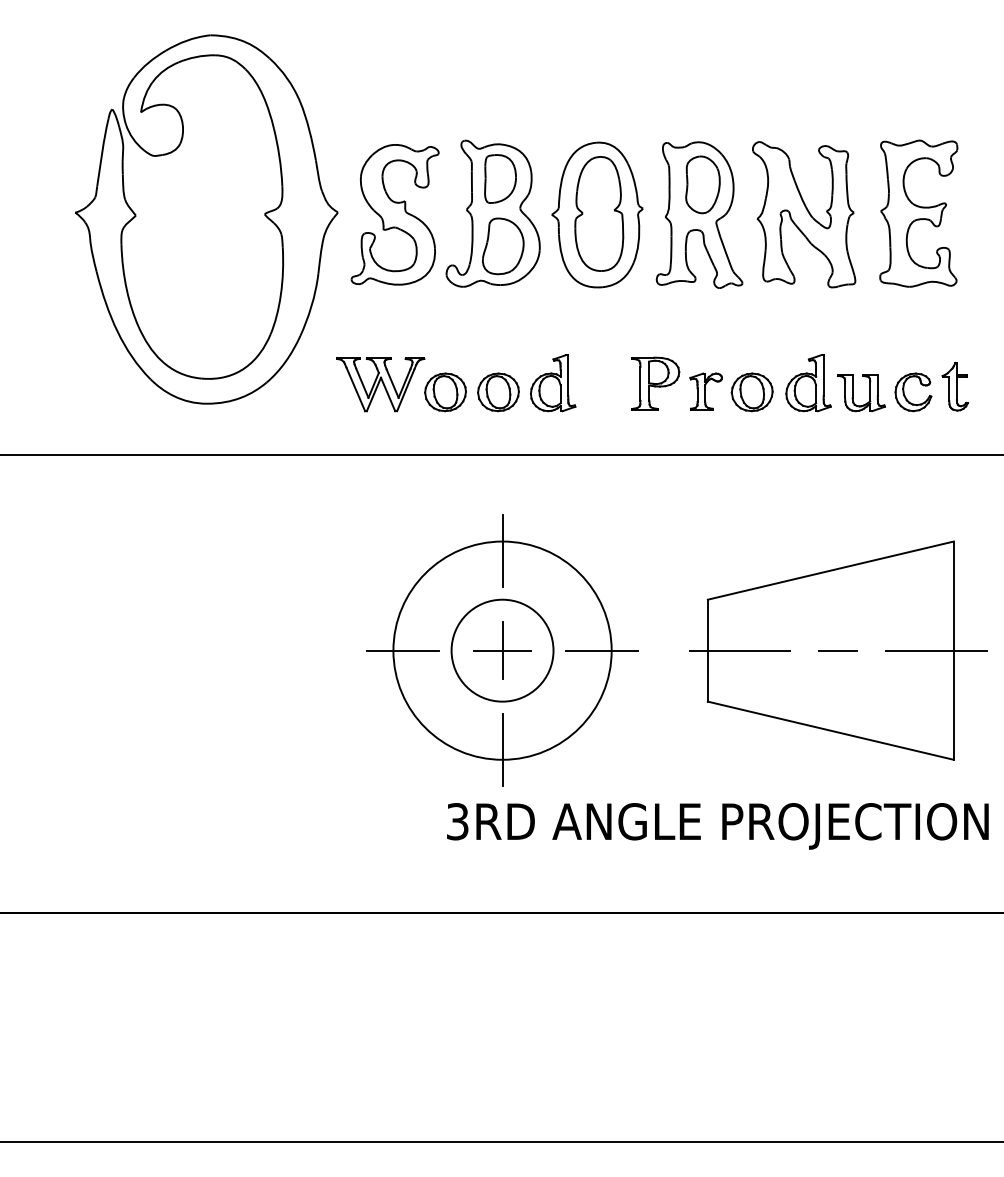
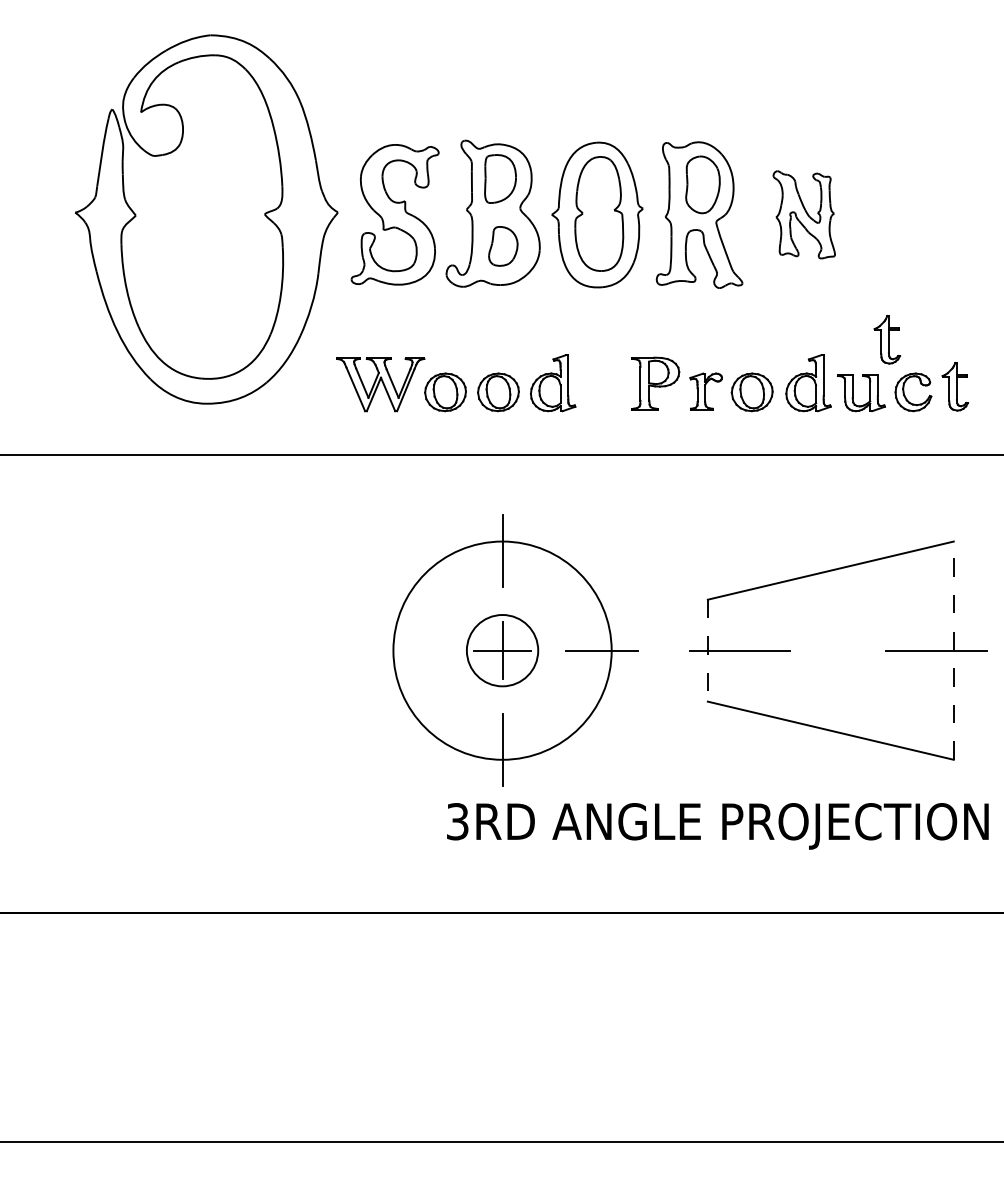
part: present -> none (918, 213)
part size: 105x148 px -> 64x90 px (803, 214)
part size: 43x59 px -> 31x41 px (503, 246)
part: none -> present (887, 339)
line: present -> none (402, 650)
circle diameter: 102 px -> 71 px (502, 650)
line: solid -> dashed (707, 650)
line: present -> none (838, 650)
line: solid -> dashed (953, 650)
